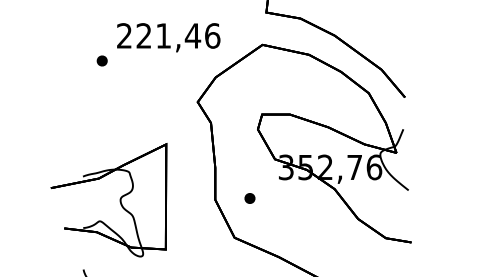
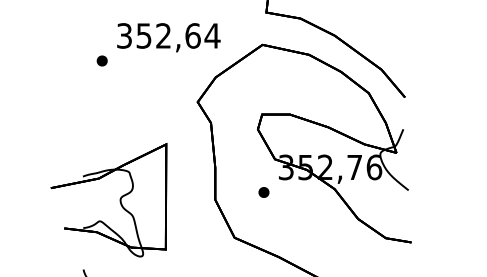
text: 221,46 -> 352,64 (168, 35)
part position: (249, 198) -> (263, 192) (263, 192)
